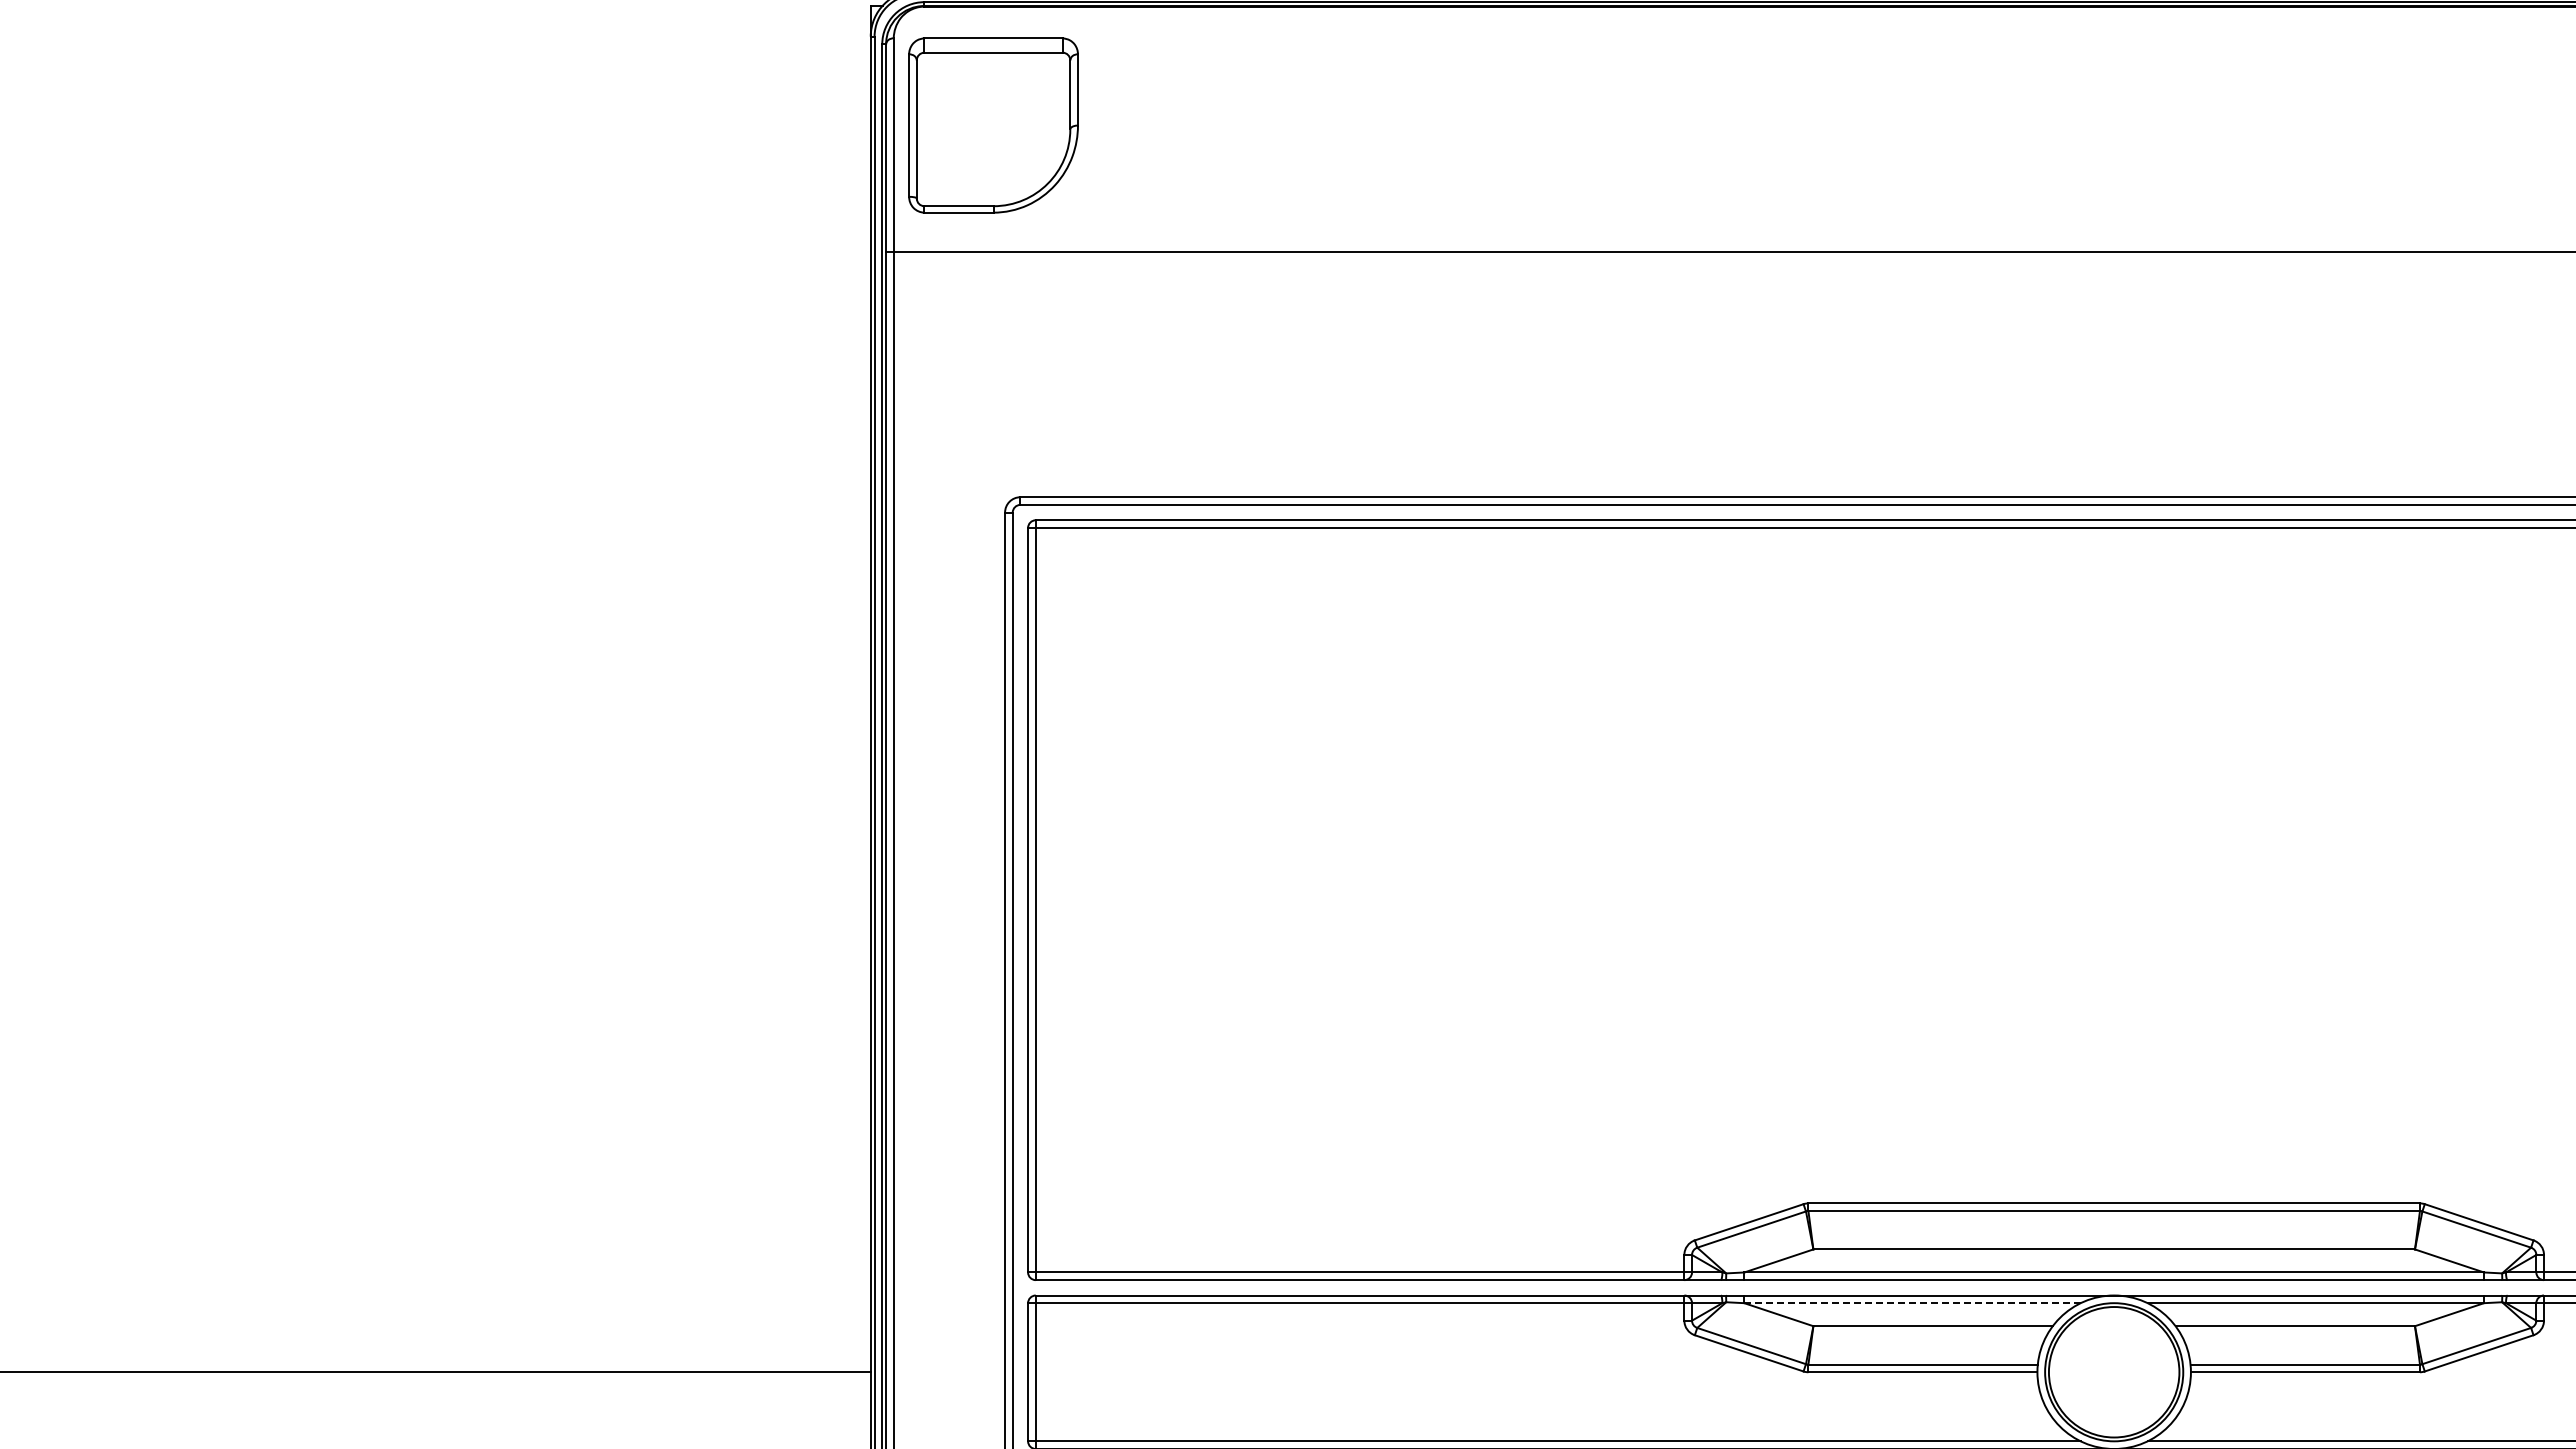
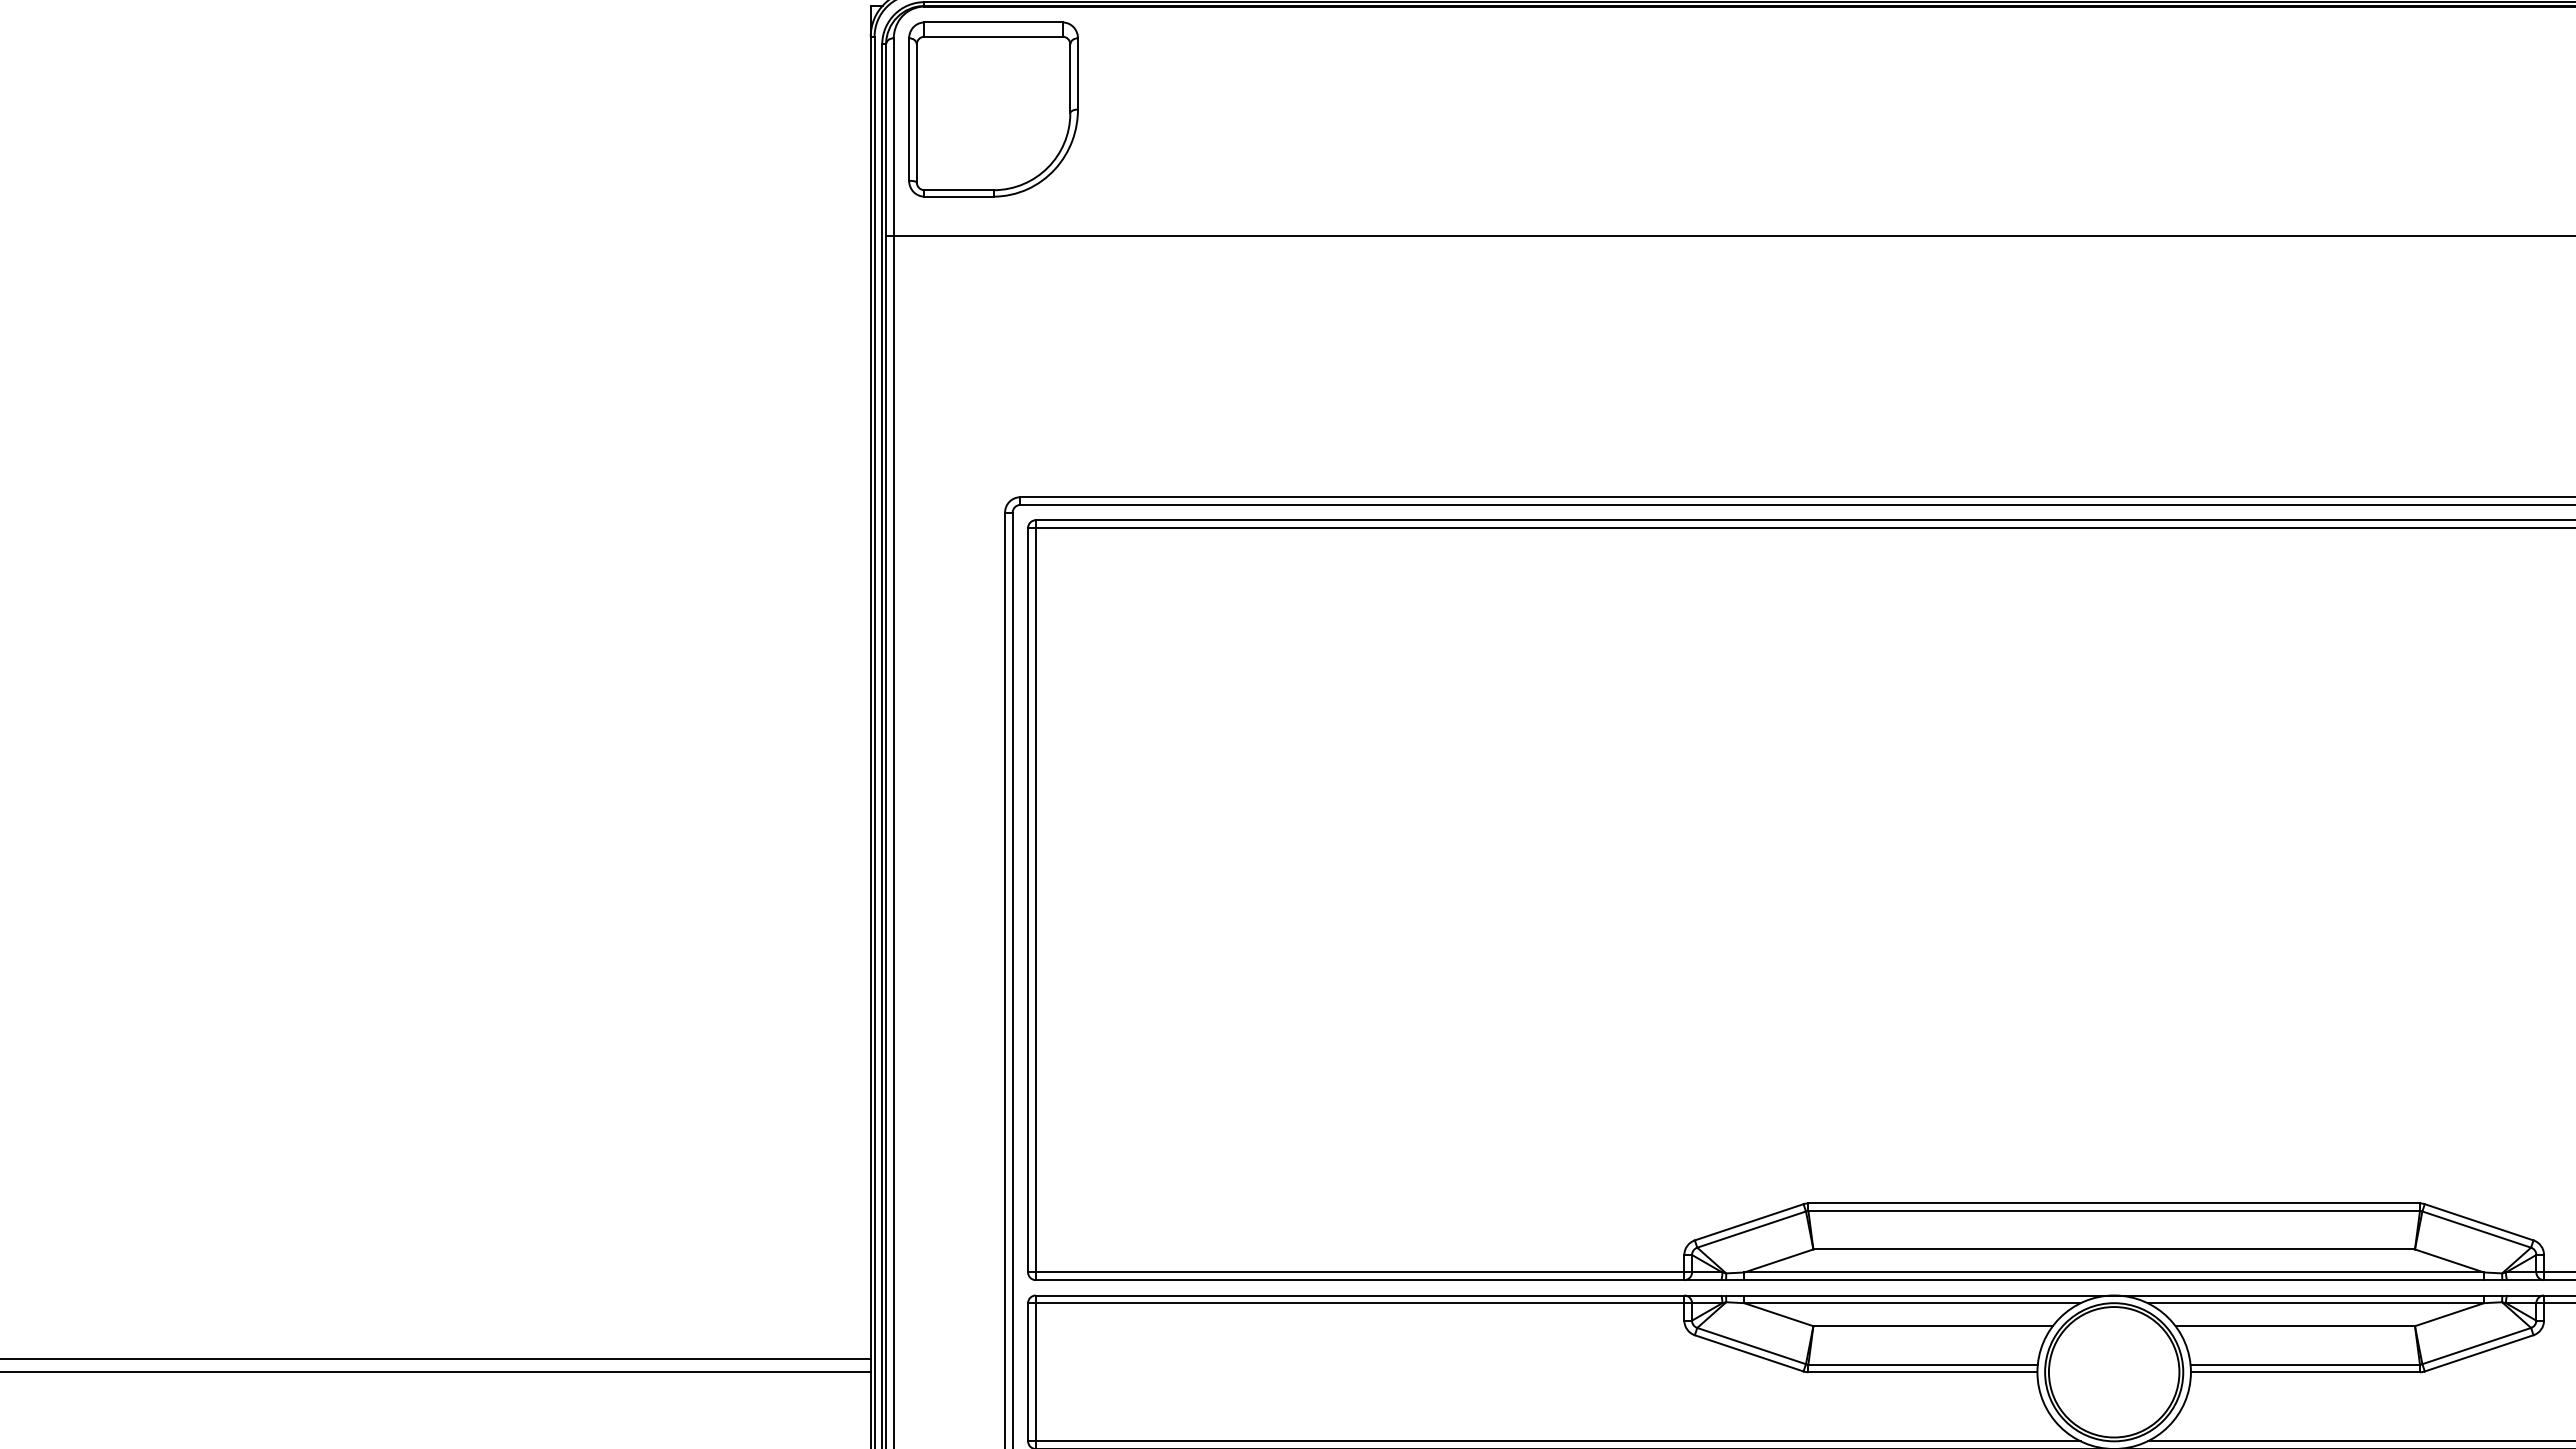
part position: (993, 125) -> (993, 109) (993, 109)
line position: (1729, 252) -> (1729, 236) (1729, 236)
line: dashed -> solid (1913, 1303)
line: none -> present (436, 1358)
